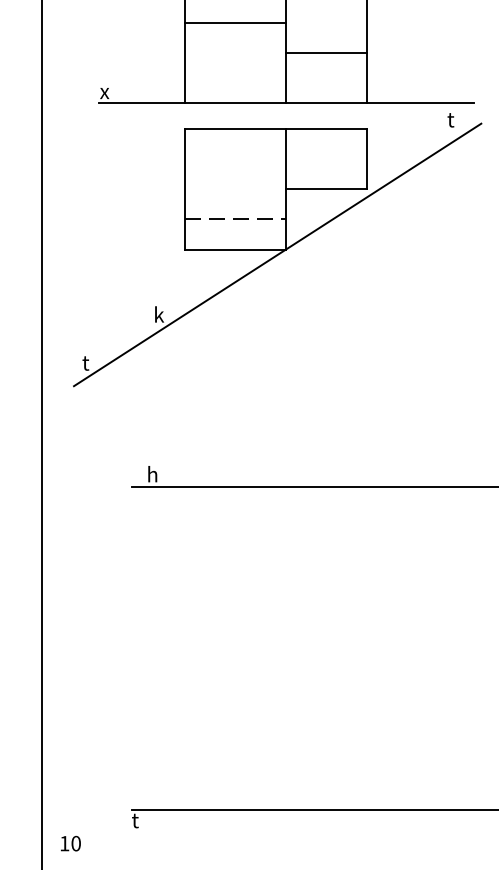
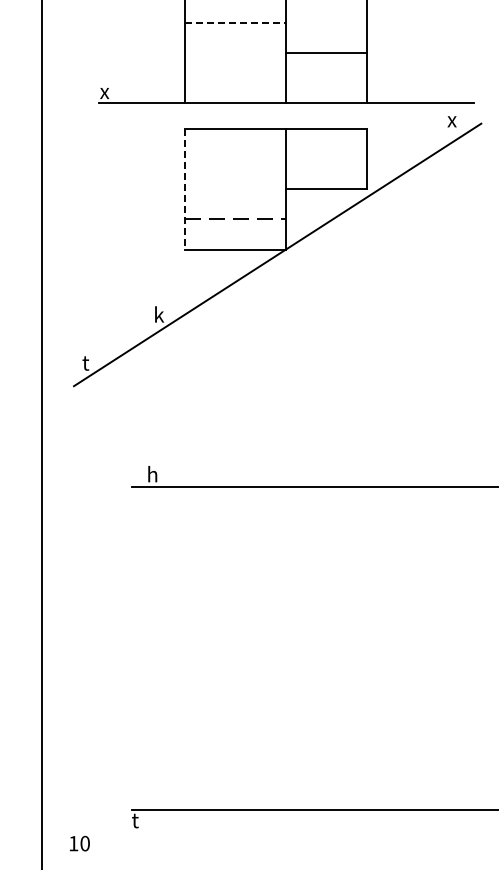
line: solid -> dashed (235, 22)
text: t -> x (451, 120)
line: solid -> dashed (185, 189)
text position: (70, 843) -> (79, 843) (79, 843)
